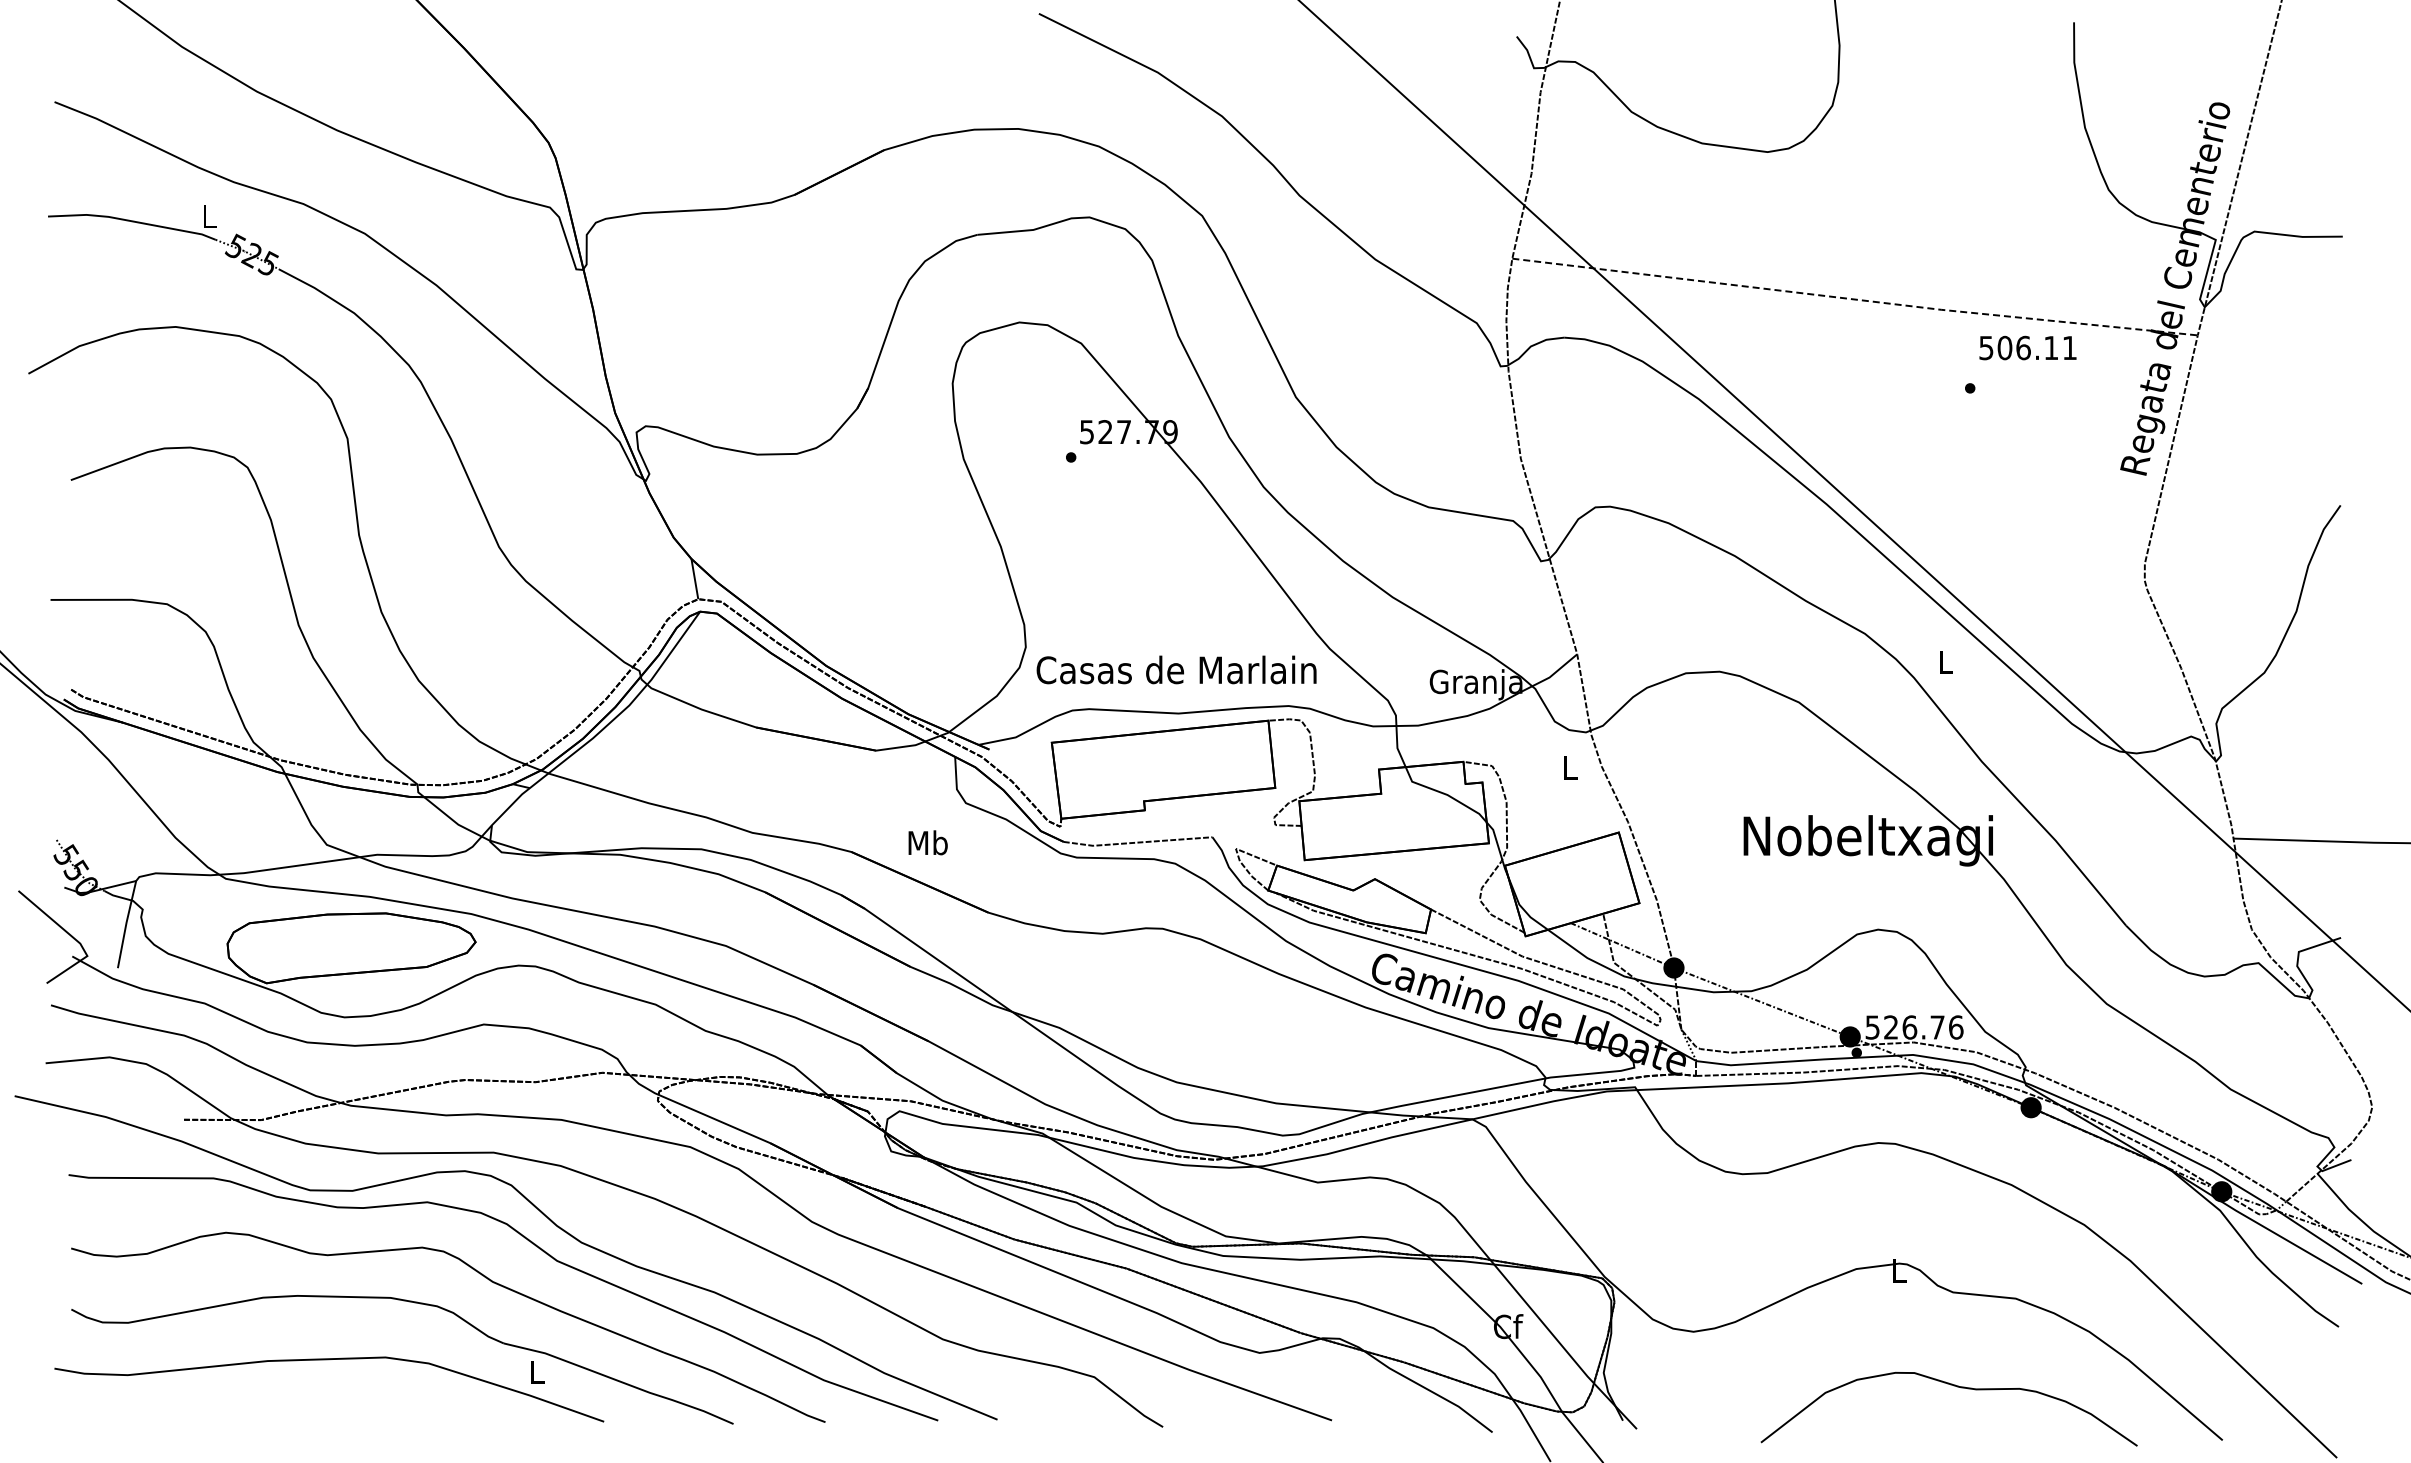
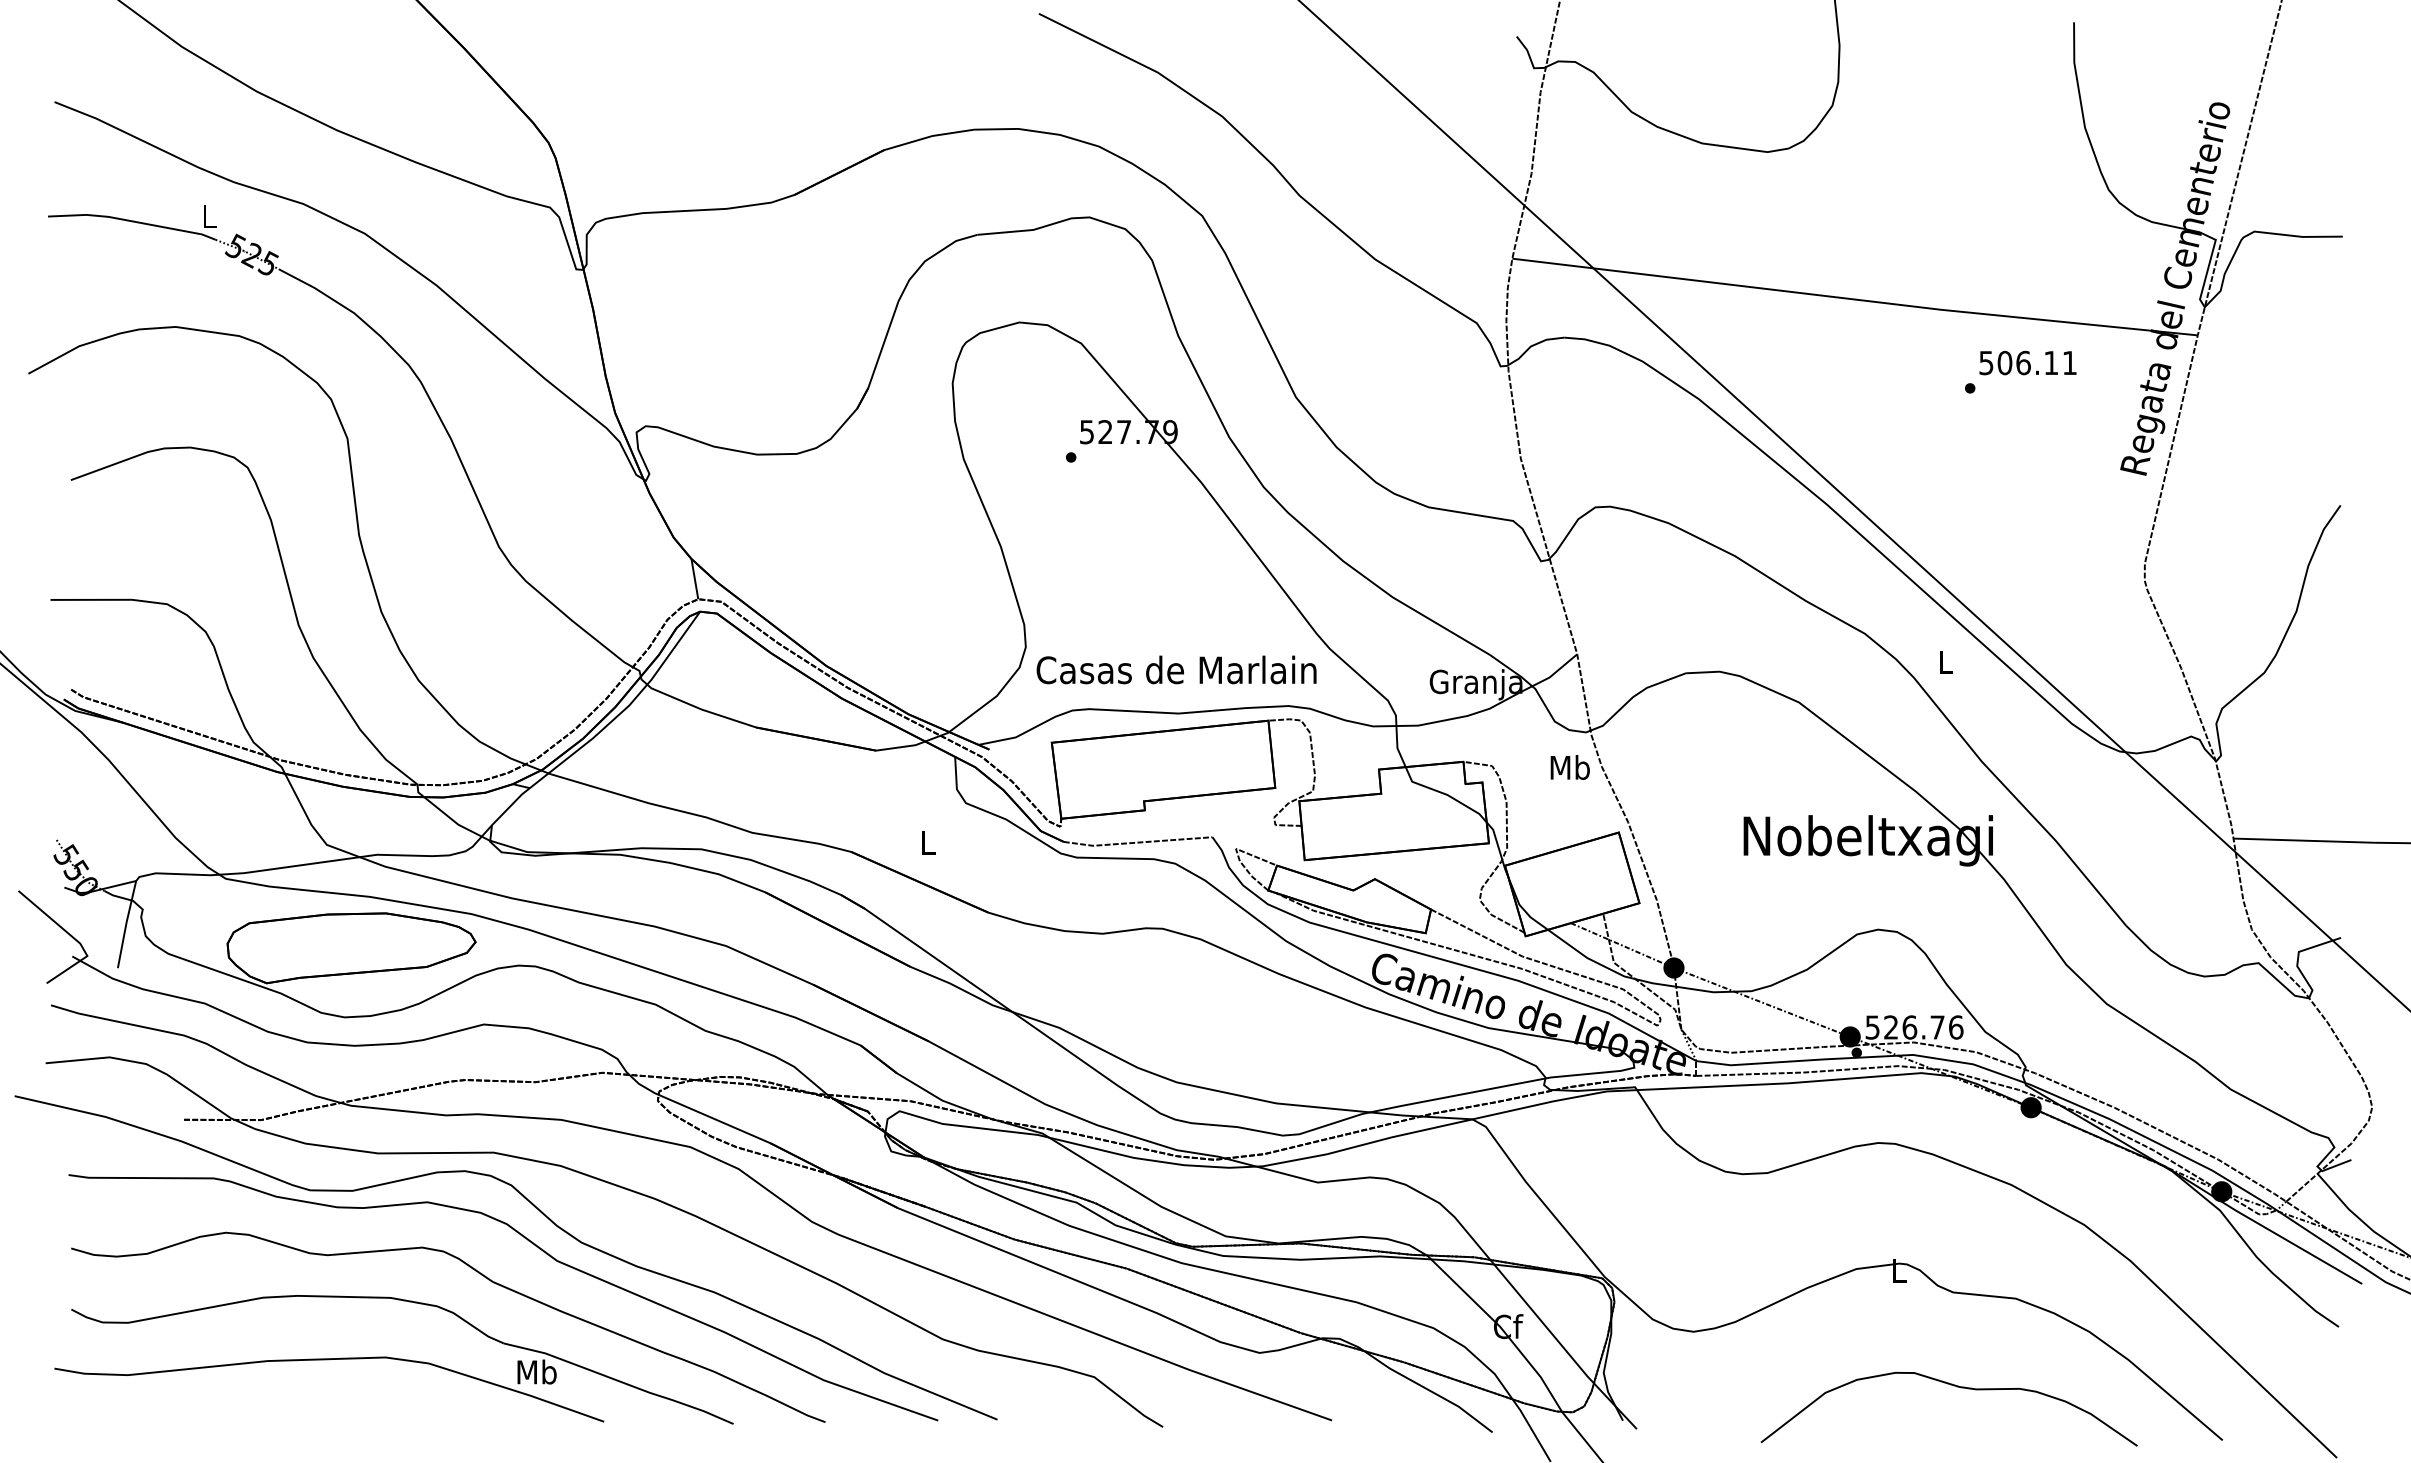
line: dashed -> solid (1855, 299)
text position: (2027, 347) -> (2027, 362) (2027, 362)
text: L -> Mb (1569, 767)
text: Mb -> L (927, 842)
text: L -> Mb (536, 1371)
